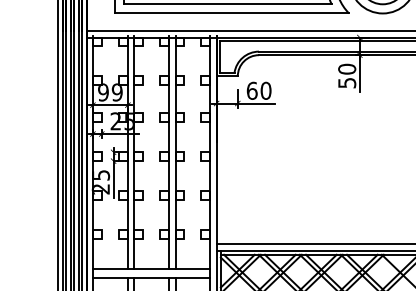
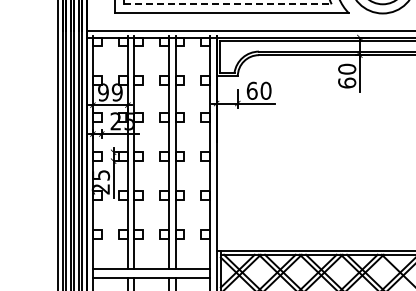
line: solid -> dashed (227, 4)
text: 50 -> 60 (347, 82)
line: present -> none (314, 244)
